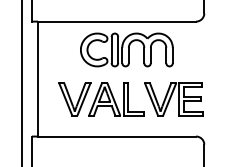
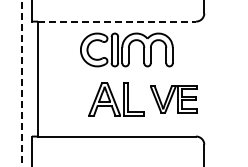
line: solid -> dashed (117, 21)
line: solid -> dashed (21, 83)
part: present -> none (74, 99)
part size: 60x35 px -> 48x29 px (173, 99)
